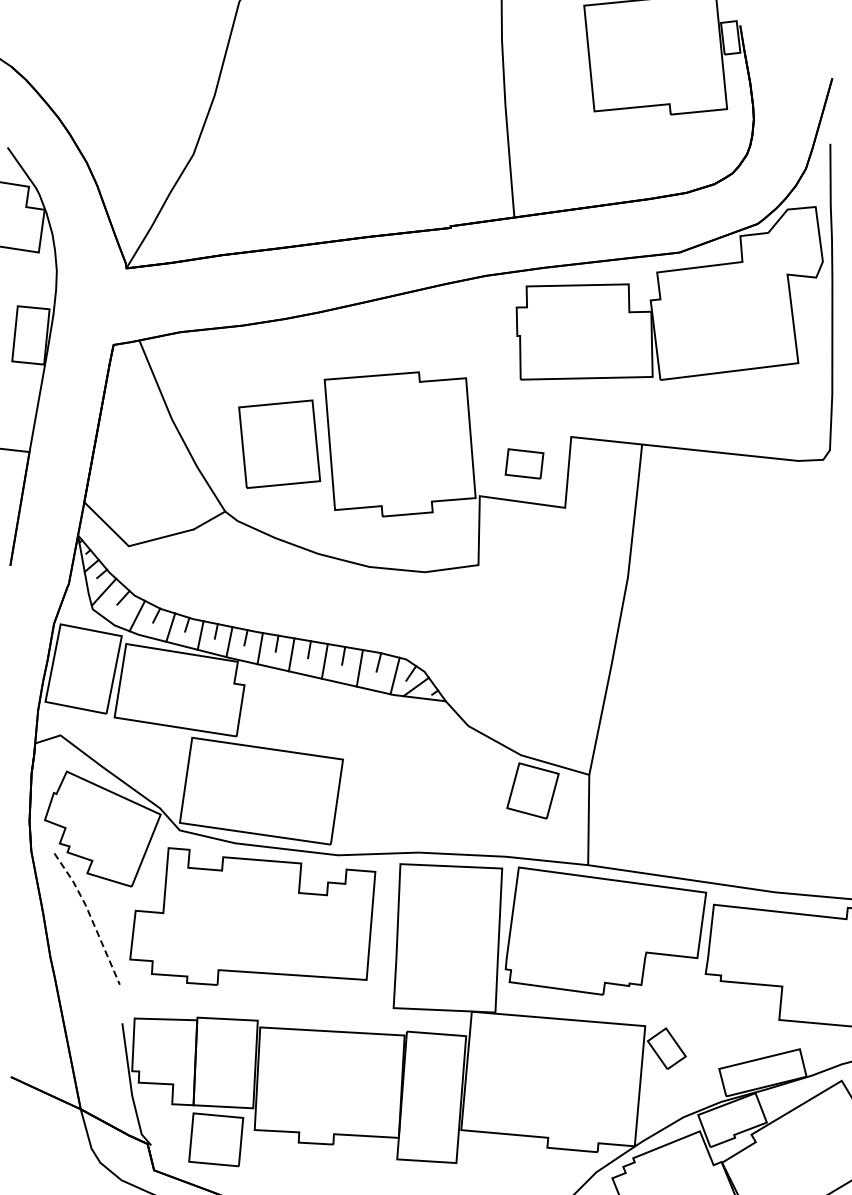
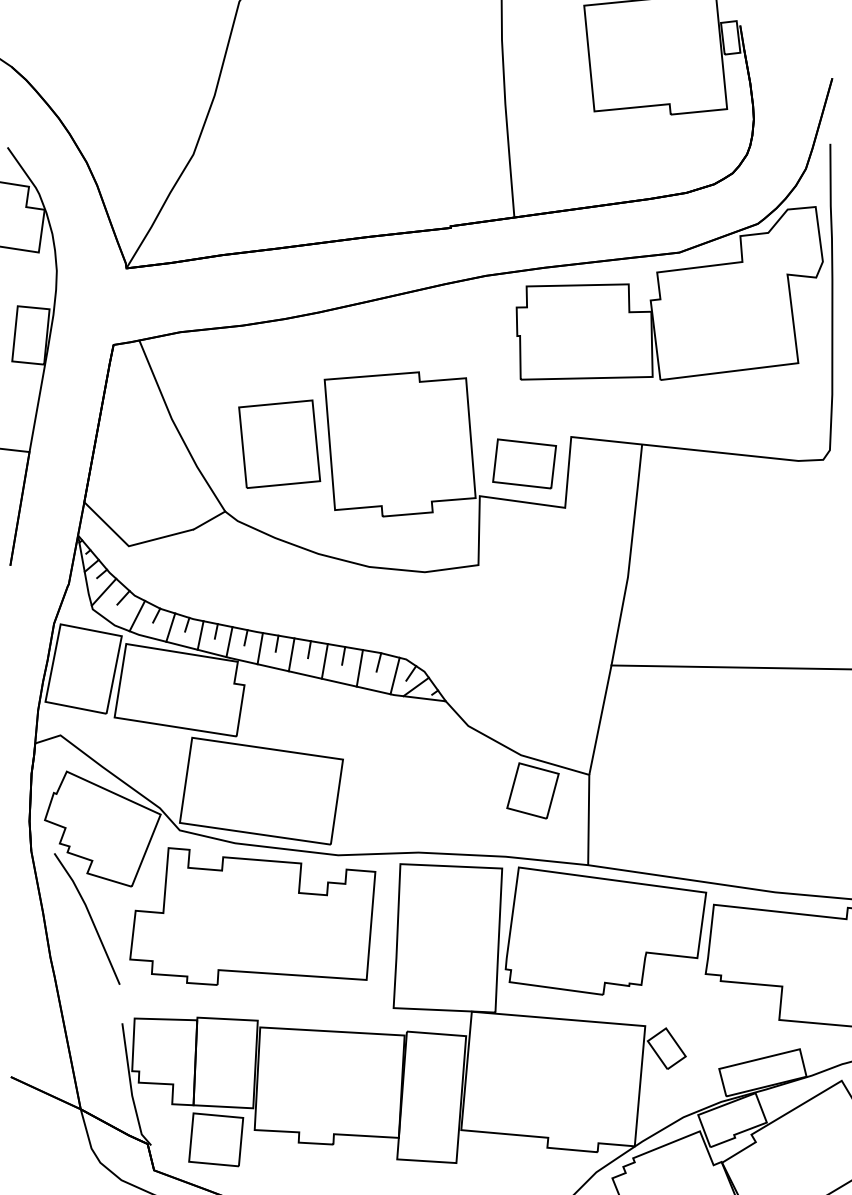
part size: 41x32 px -> 65x52 px (524, 463)
line: none -> present (729, 667)
line: dashed -> solid (90, 915)
